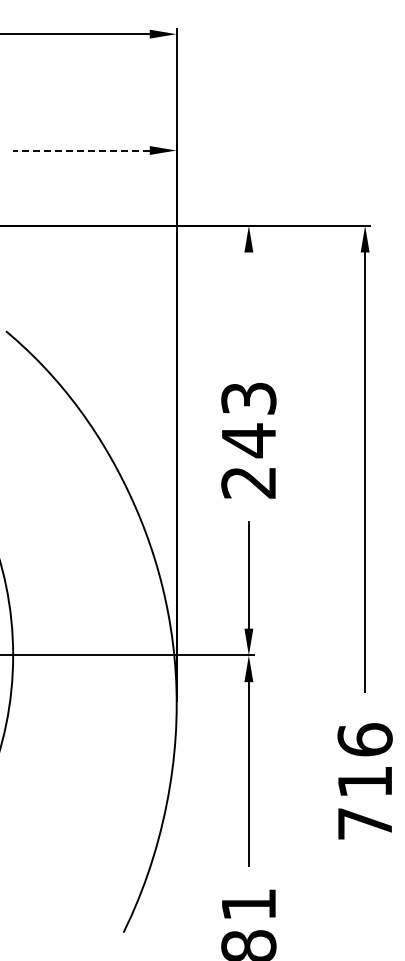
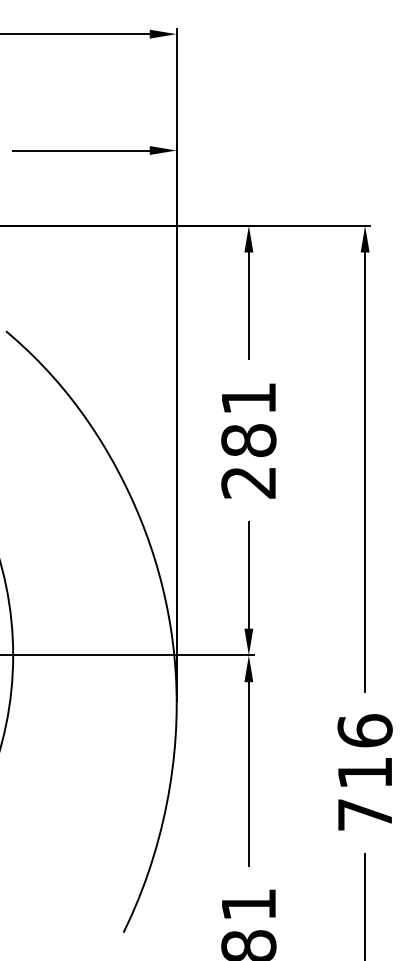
line: dashed -> solid (80, 150)
line: none -> present (248, 305)
text: 243 -> 281 (248, 420)
text position: (364, 781) -> (364, 772) (364, 772)
line: none -> present (365, 905)
